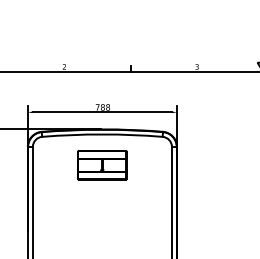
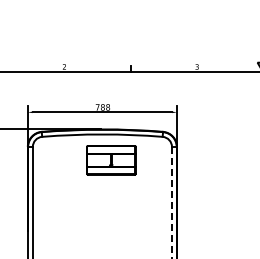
part position: (102, 165) -> (111, 160) (111, 160)
line: solid -> dashed (171, 202)
